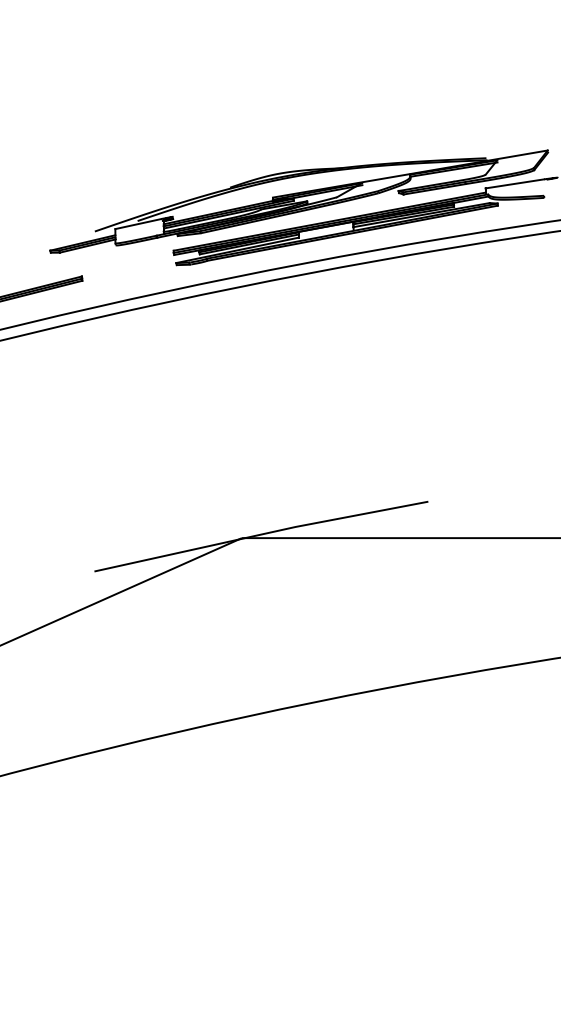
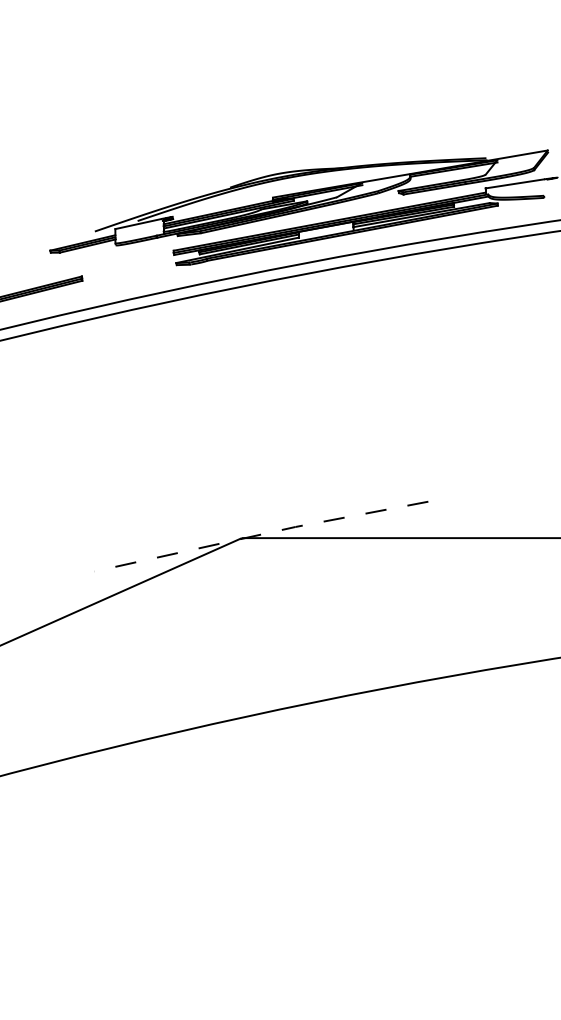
line: solid -> dashed (261, 534)
